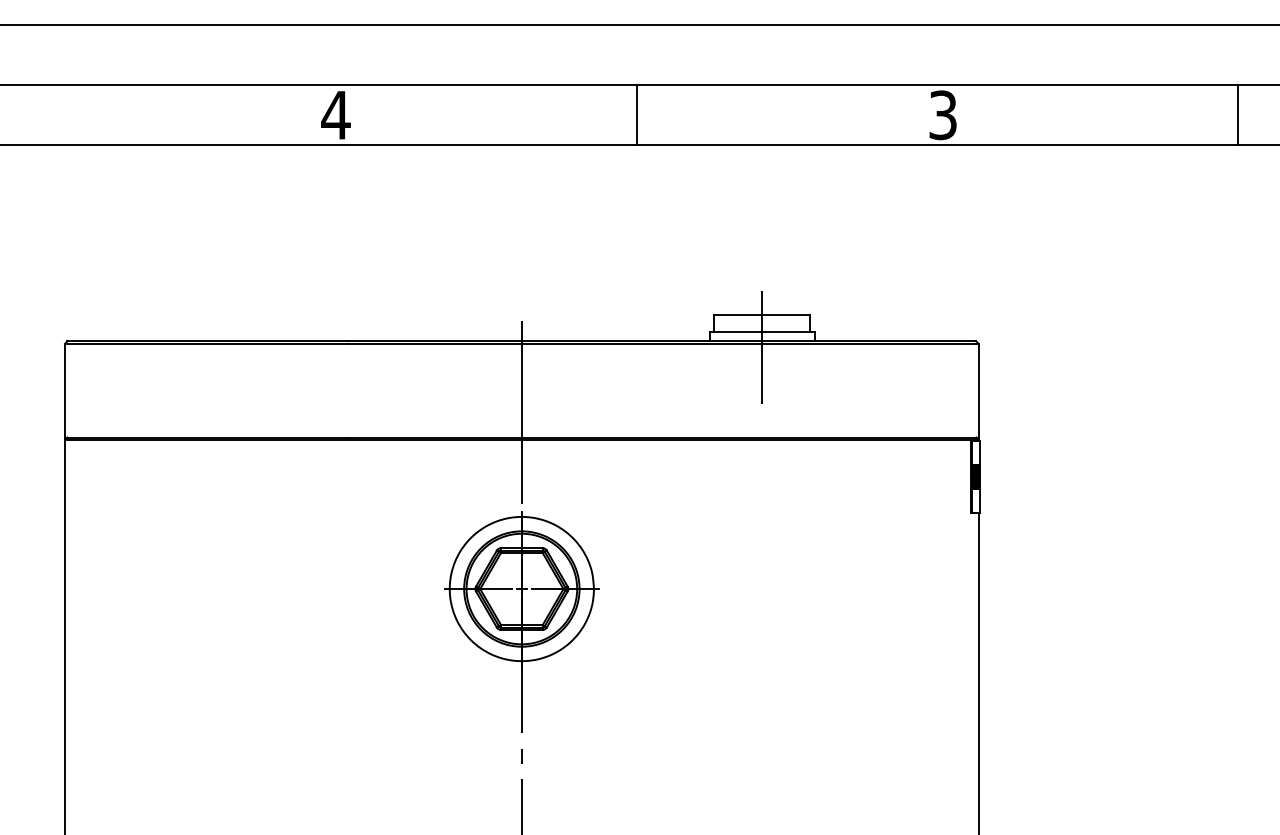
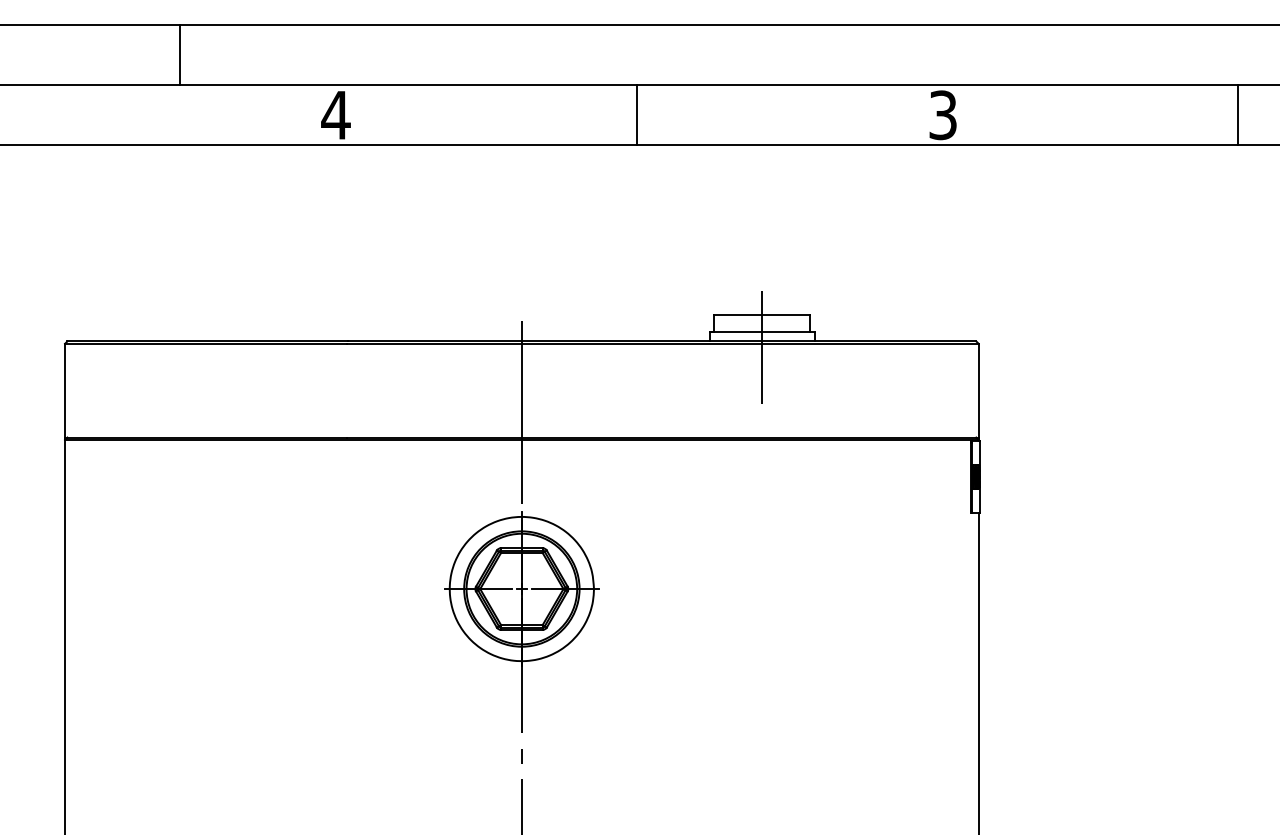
line: none -> present (180, 55)
